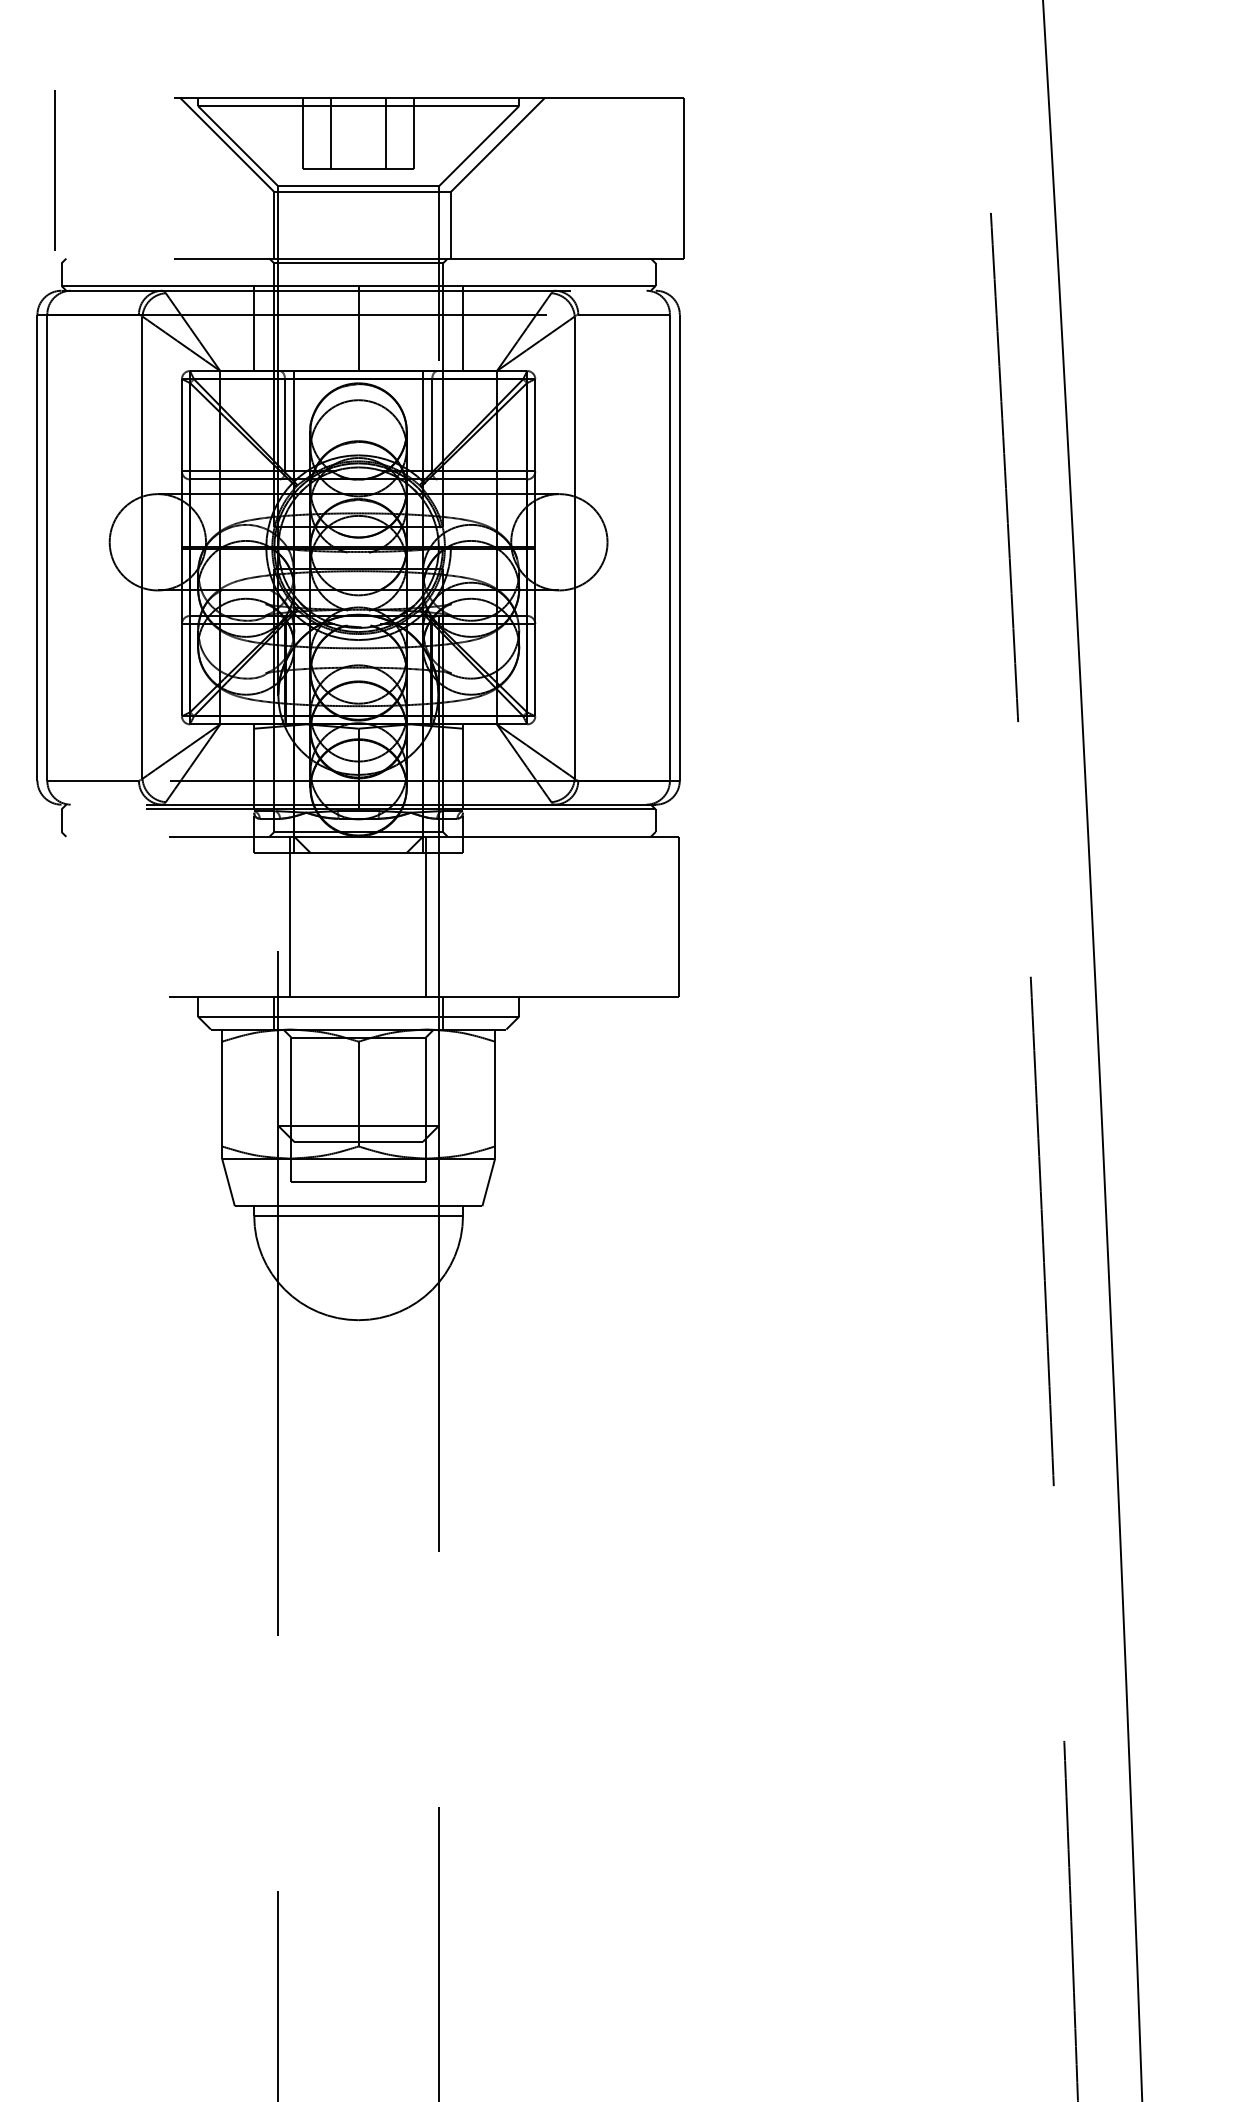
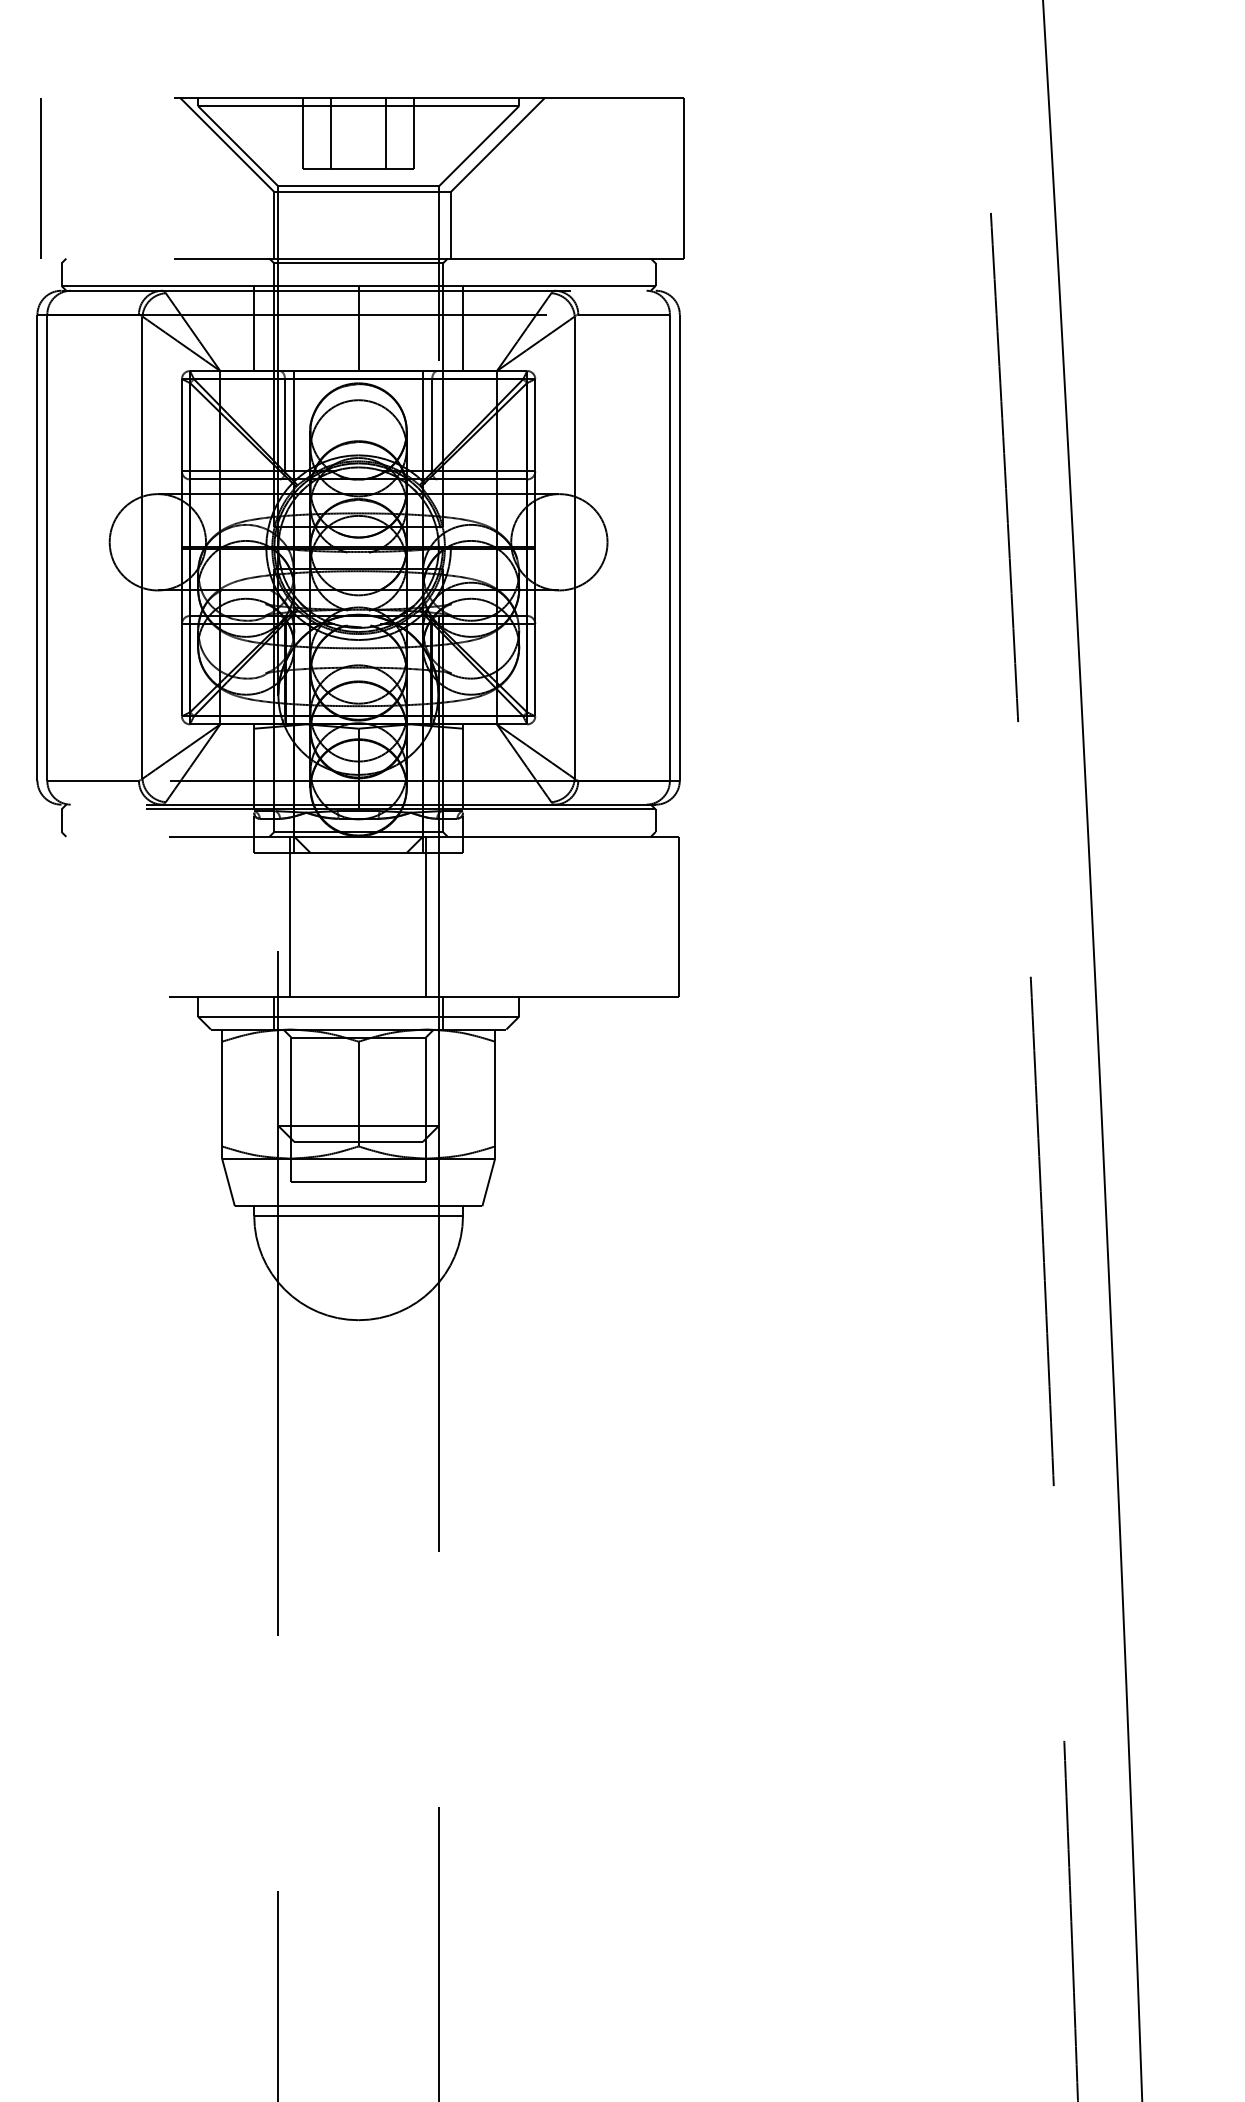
line position: (54, 170) -> (40, 178) (40, 178)
